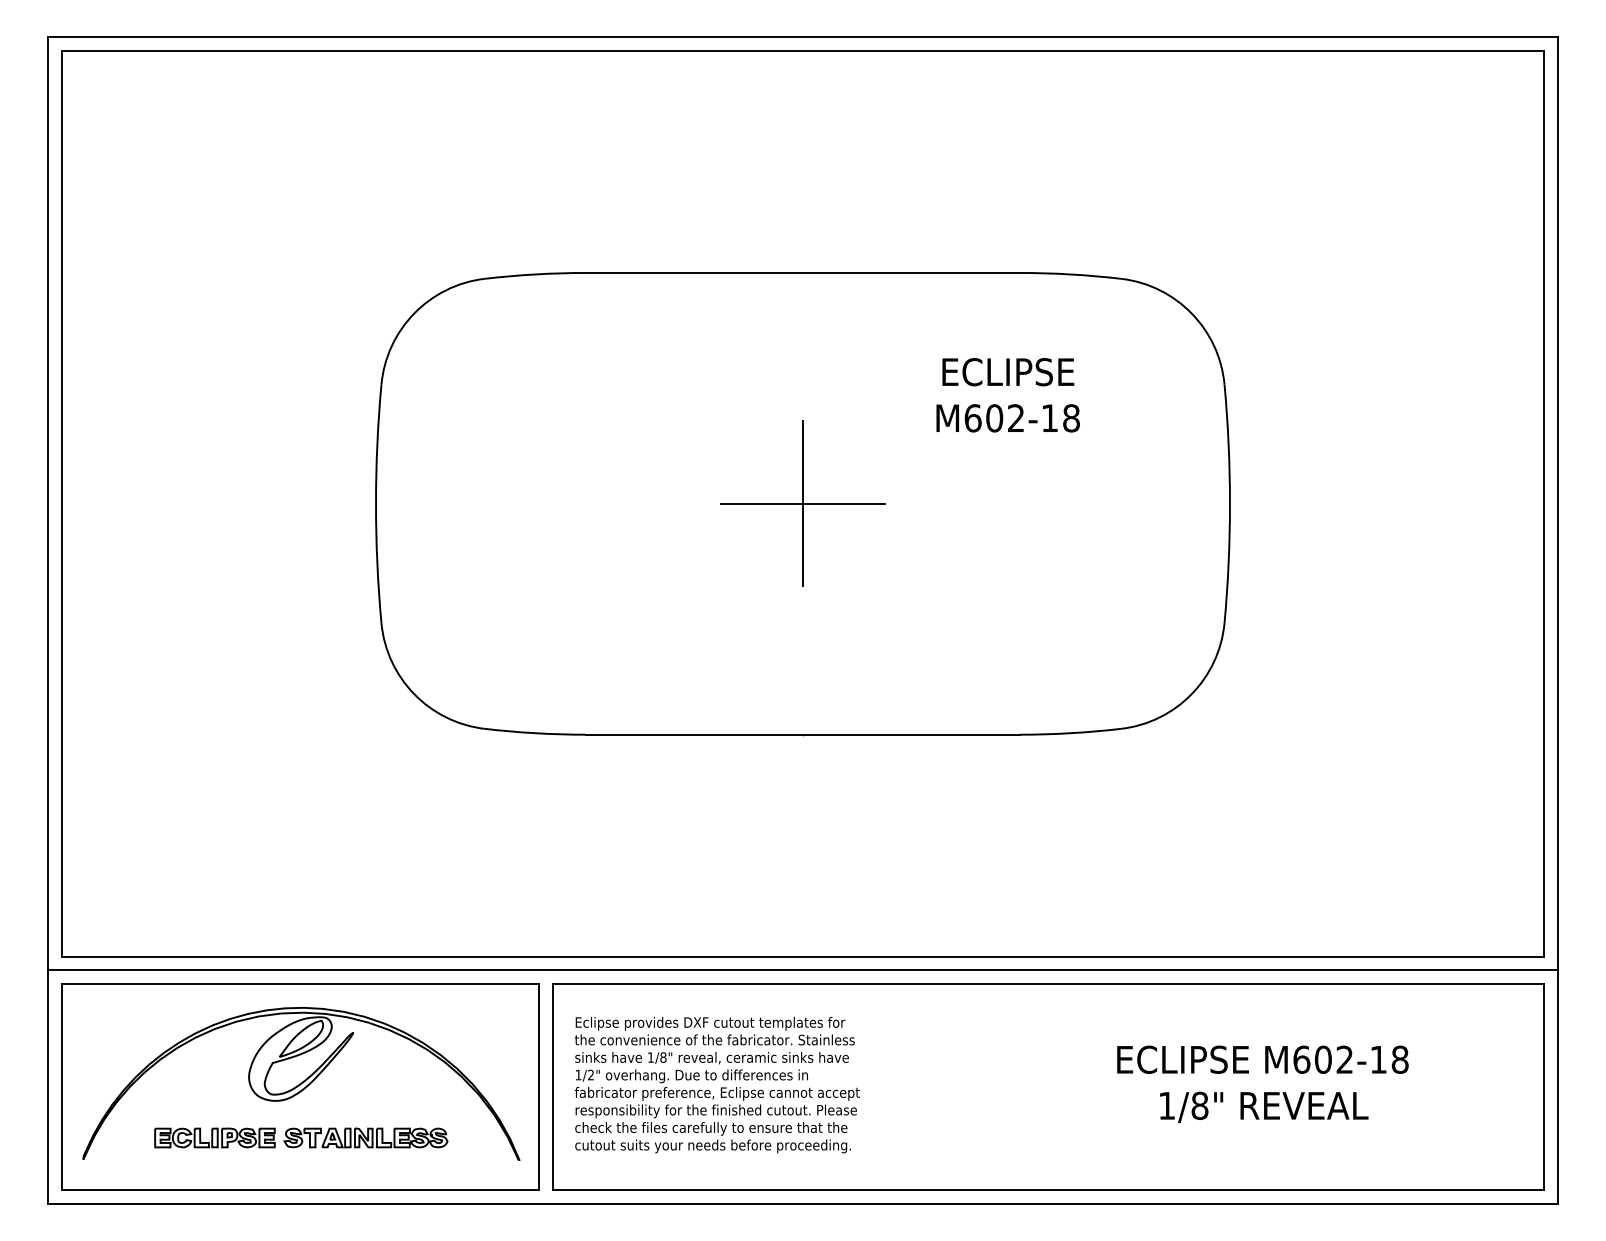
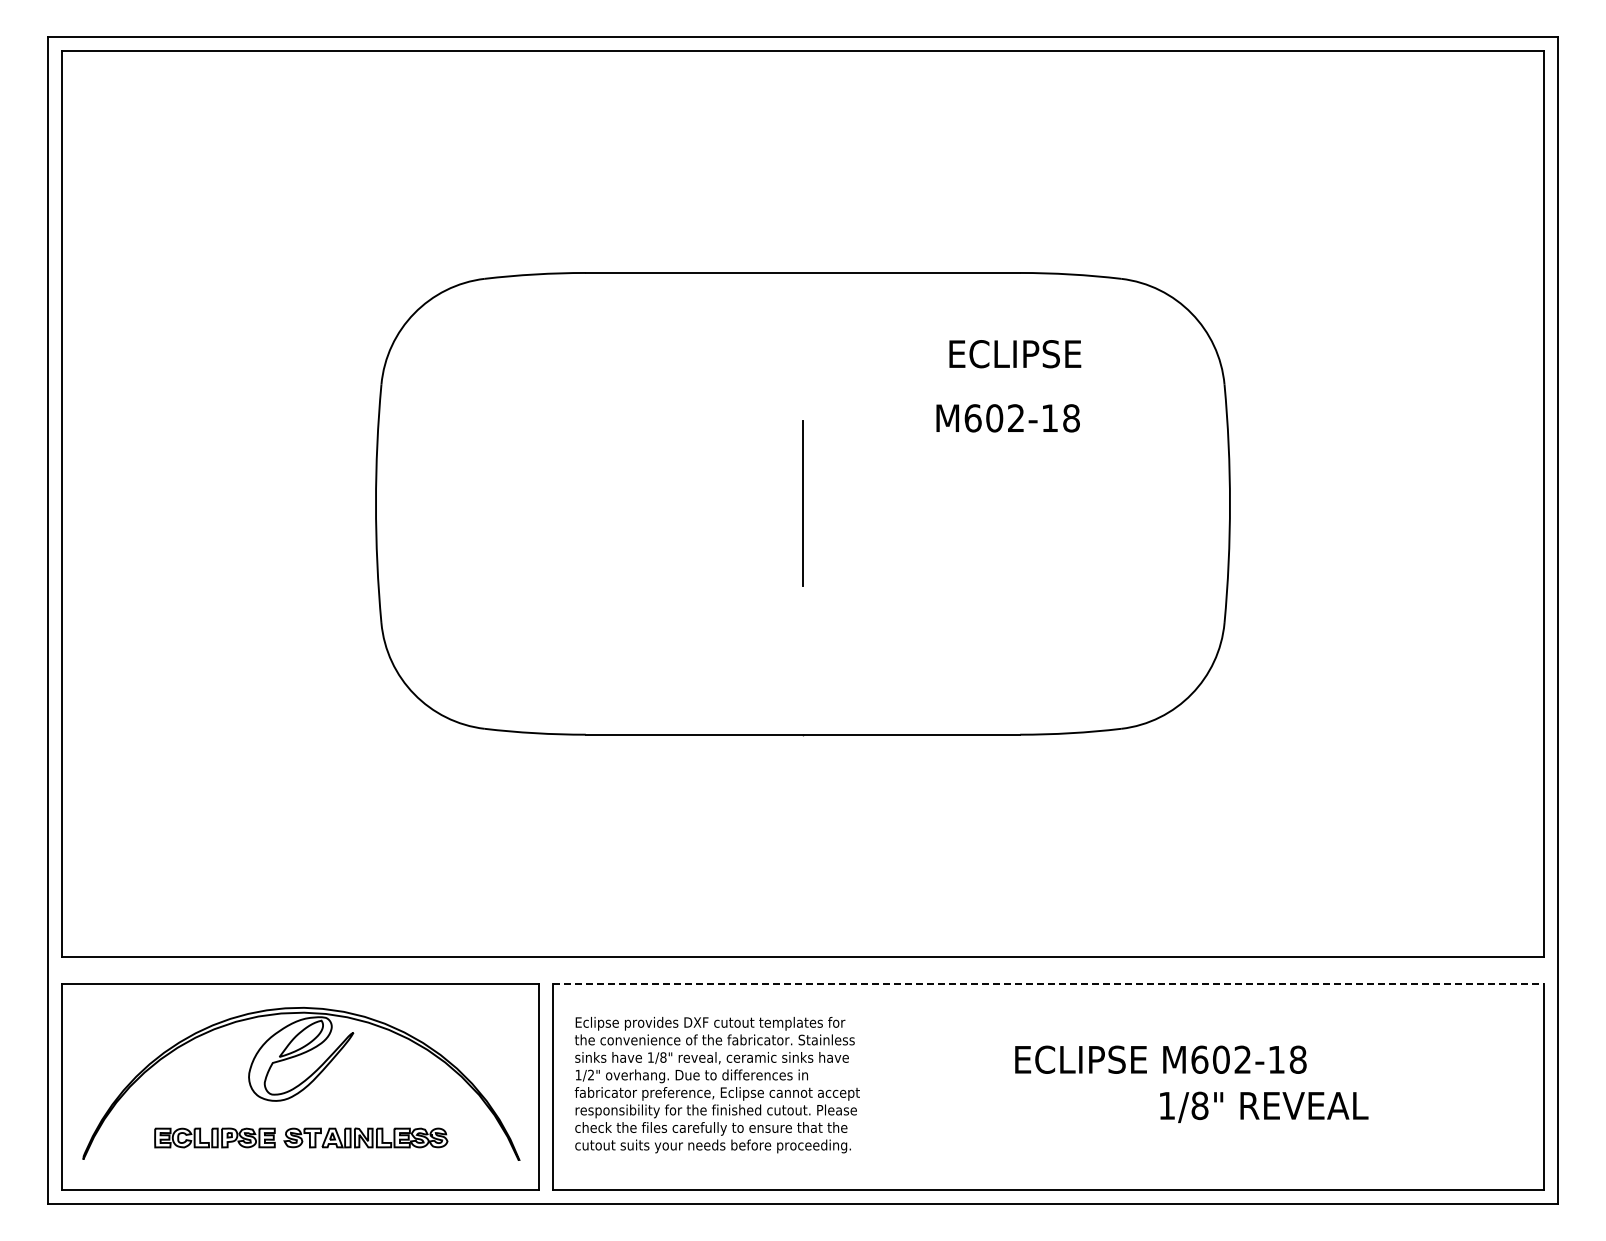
text position: (1008, 372) -> (1015, 354) (1015, 354)
line: present -> none (802, 503)
line: present -> none (802, 970)
line: solid -> dashed (1048, 984)
text position: (1262, 1059) -> (1160, 1059) (1160, 1059)
